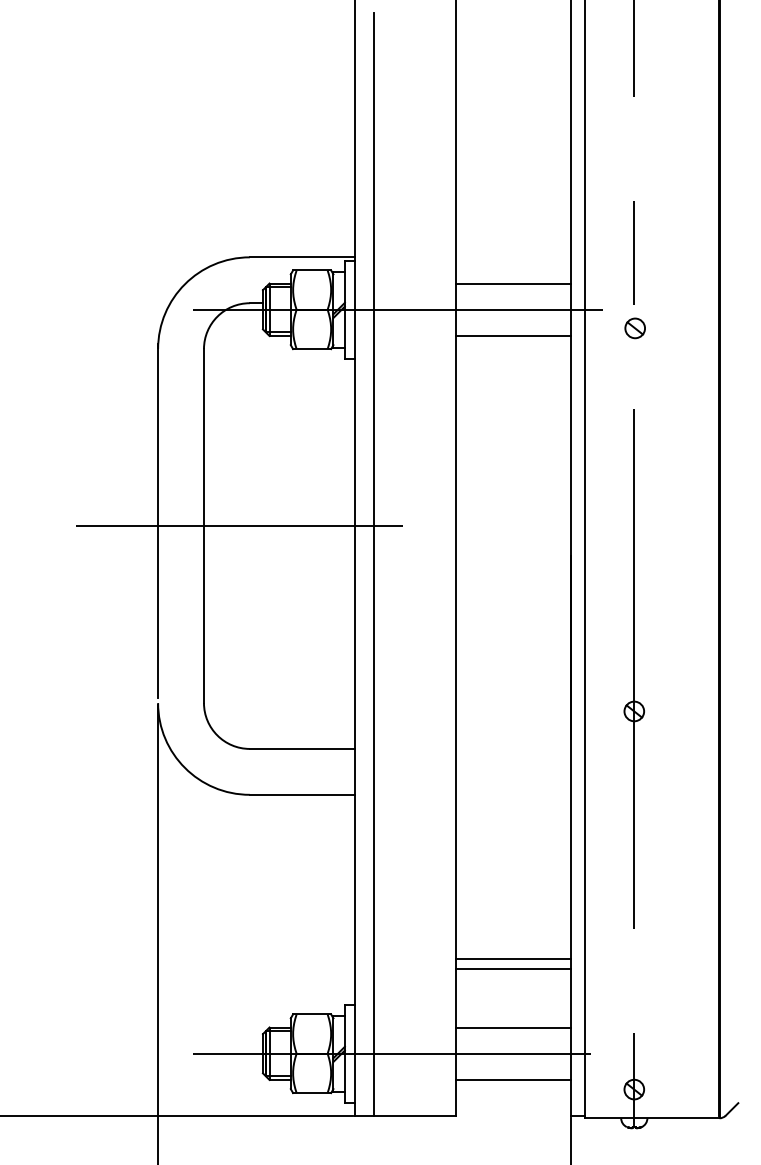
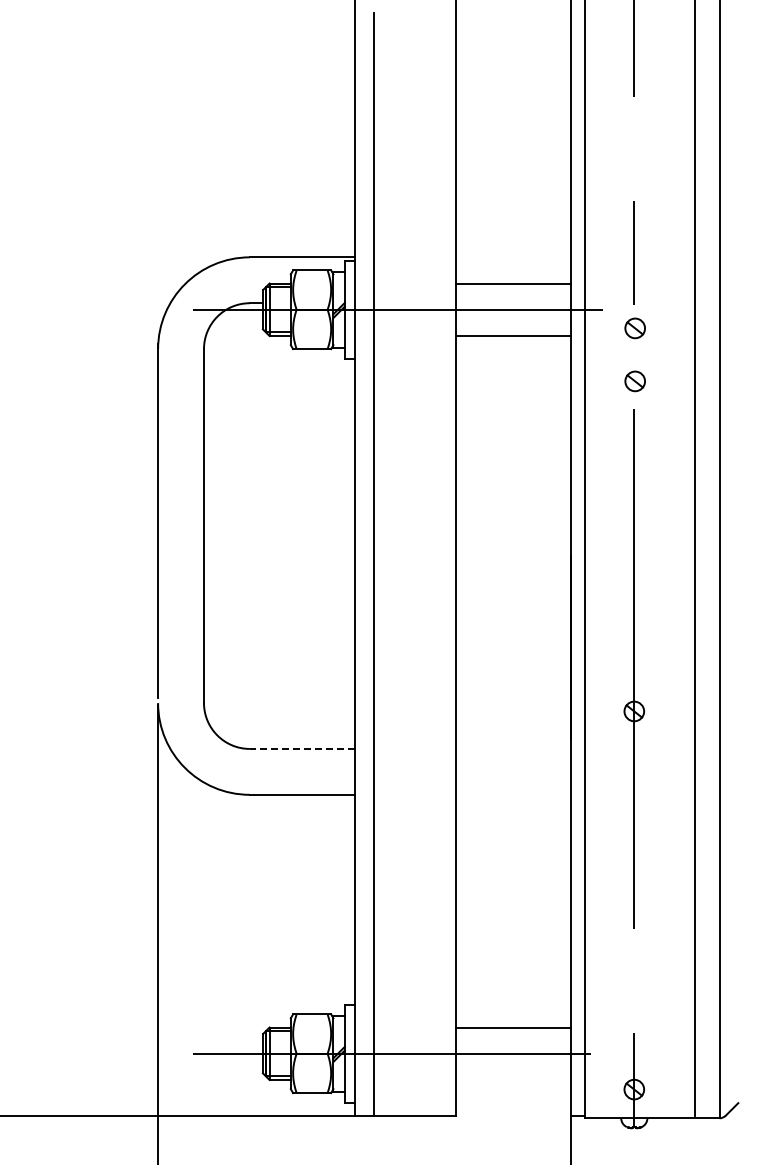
part: none -> present (634, 381)
line: present -> none (239, 526)
line position: (718, 559) -> (694, 559) (694, 559)
line: solid -> dashed (301, 748)
line: present -> none (513, 959)
line: present -> none (513, 968)
line: present -> none (513, 1079)
